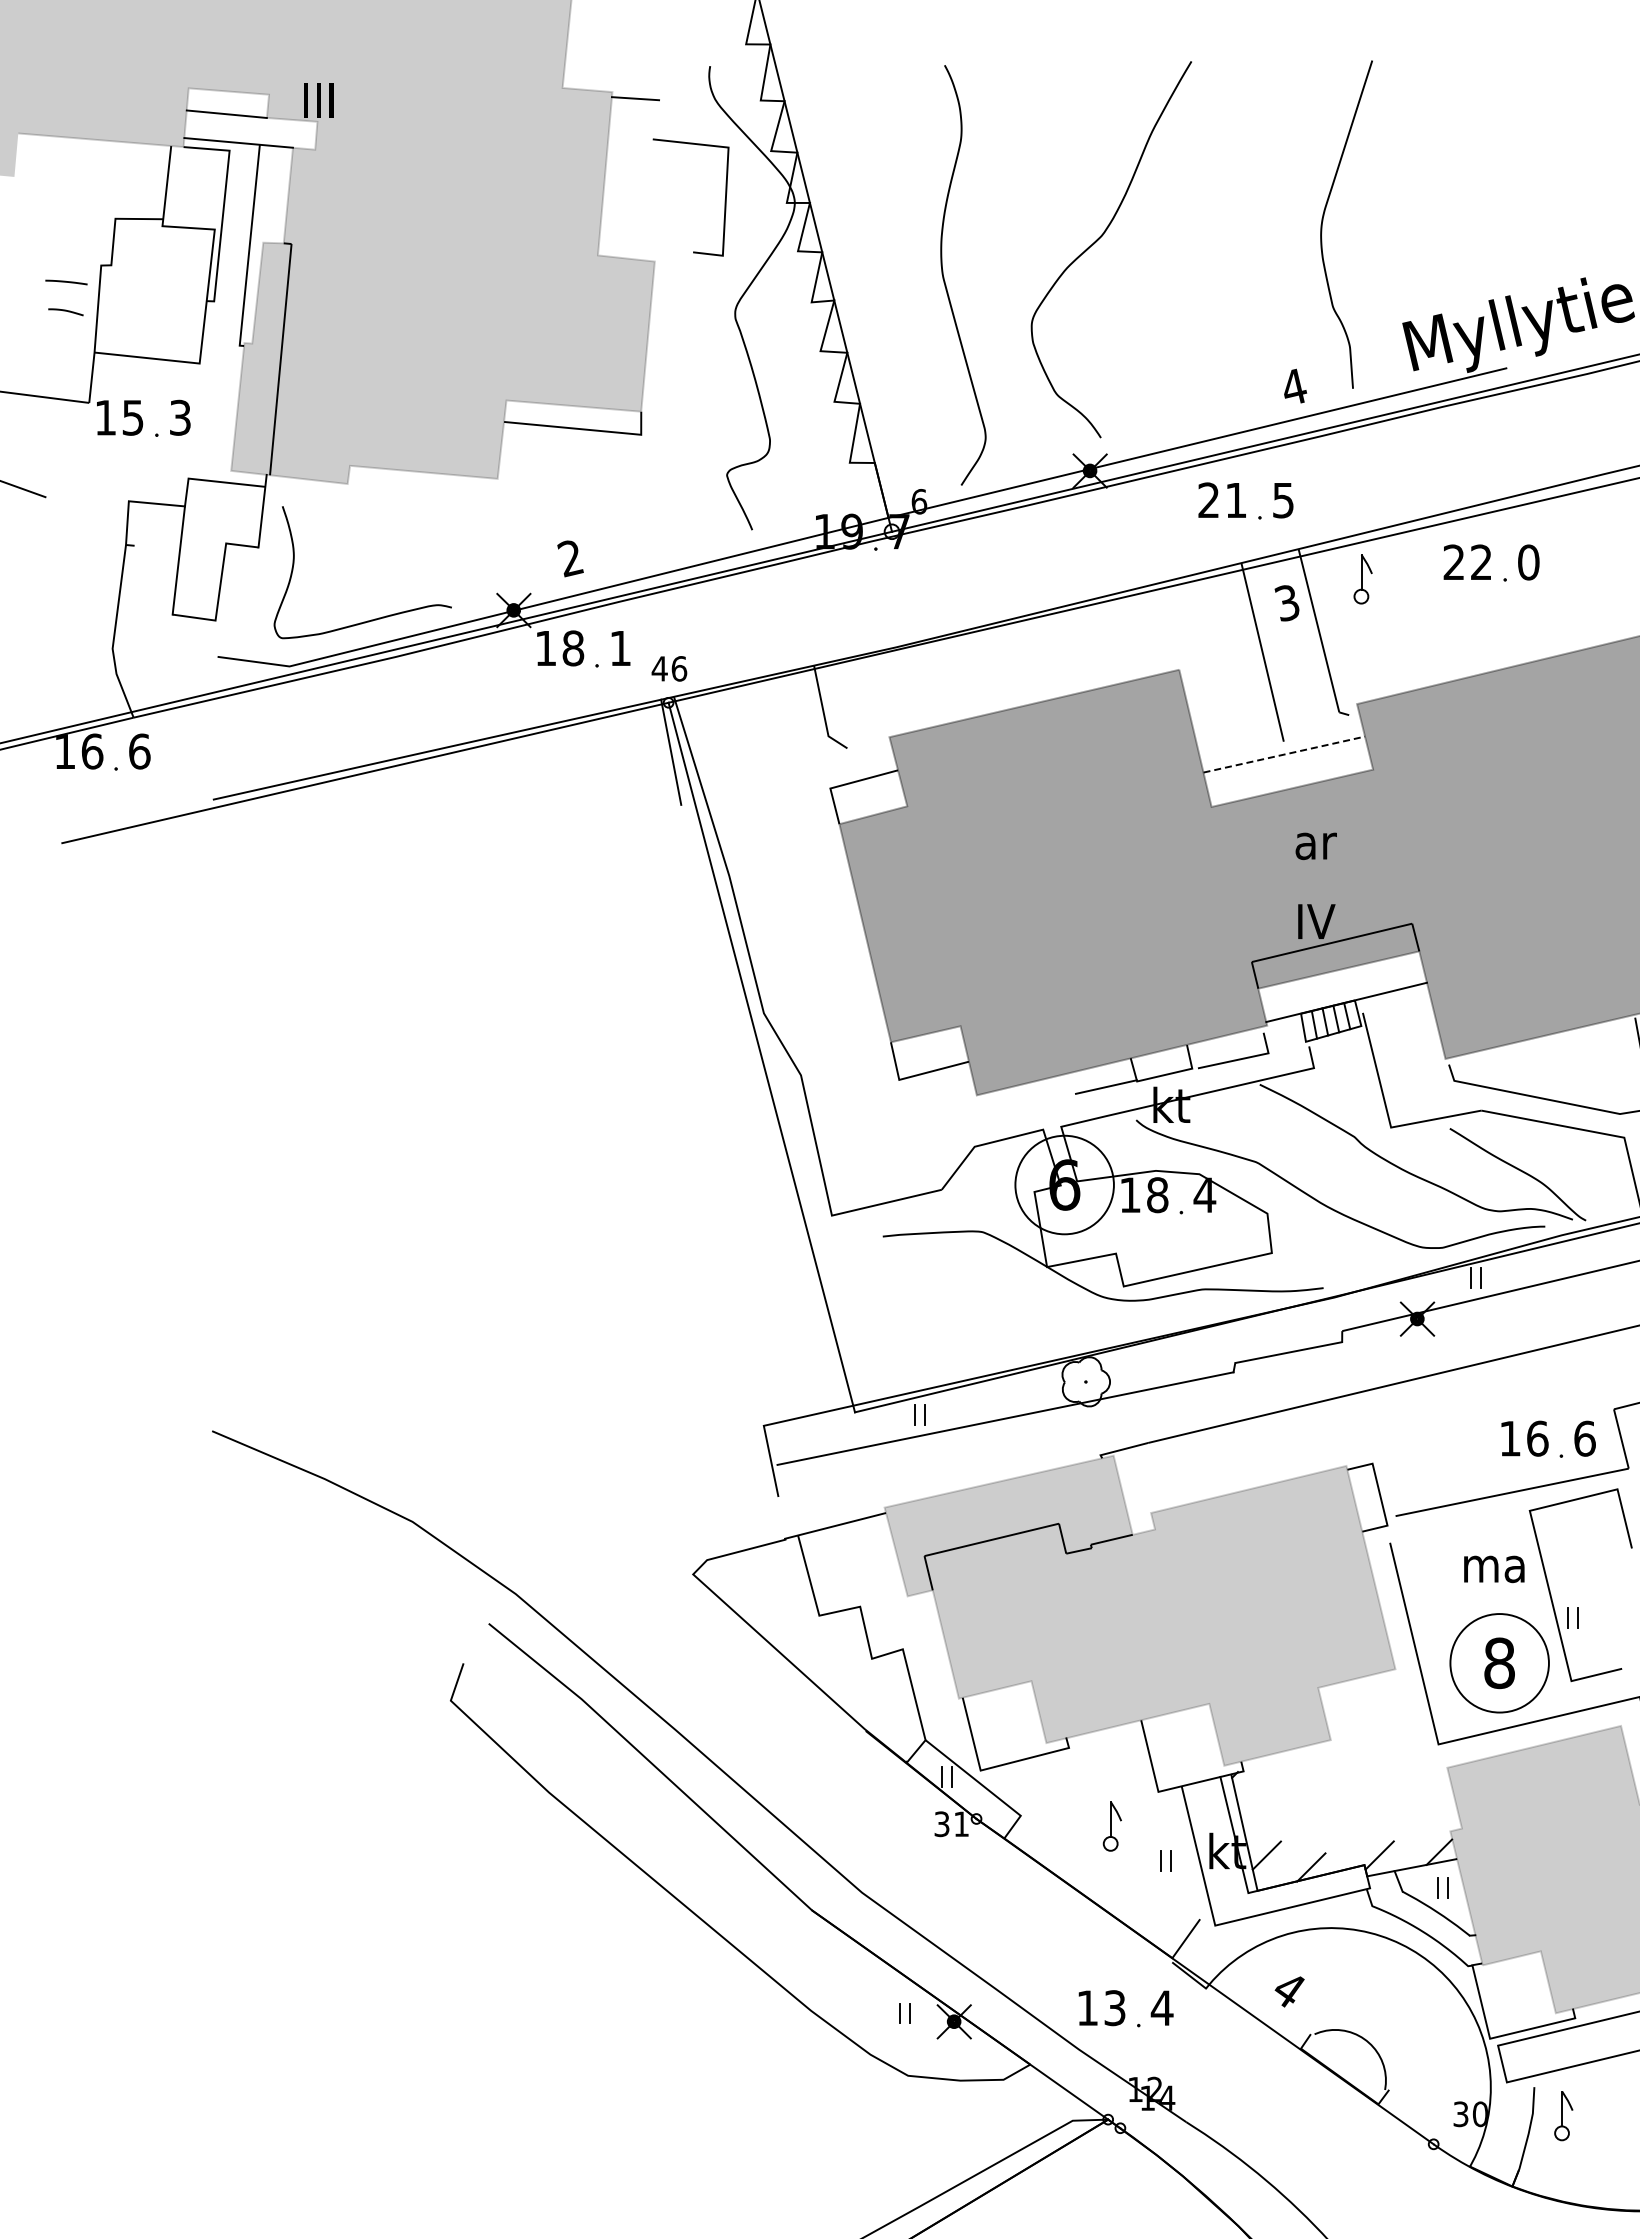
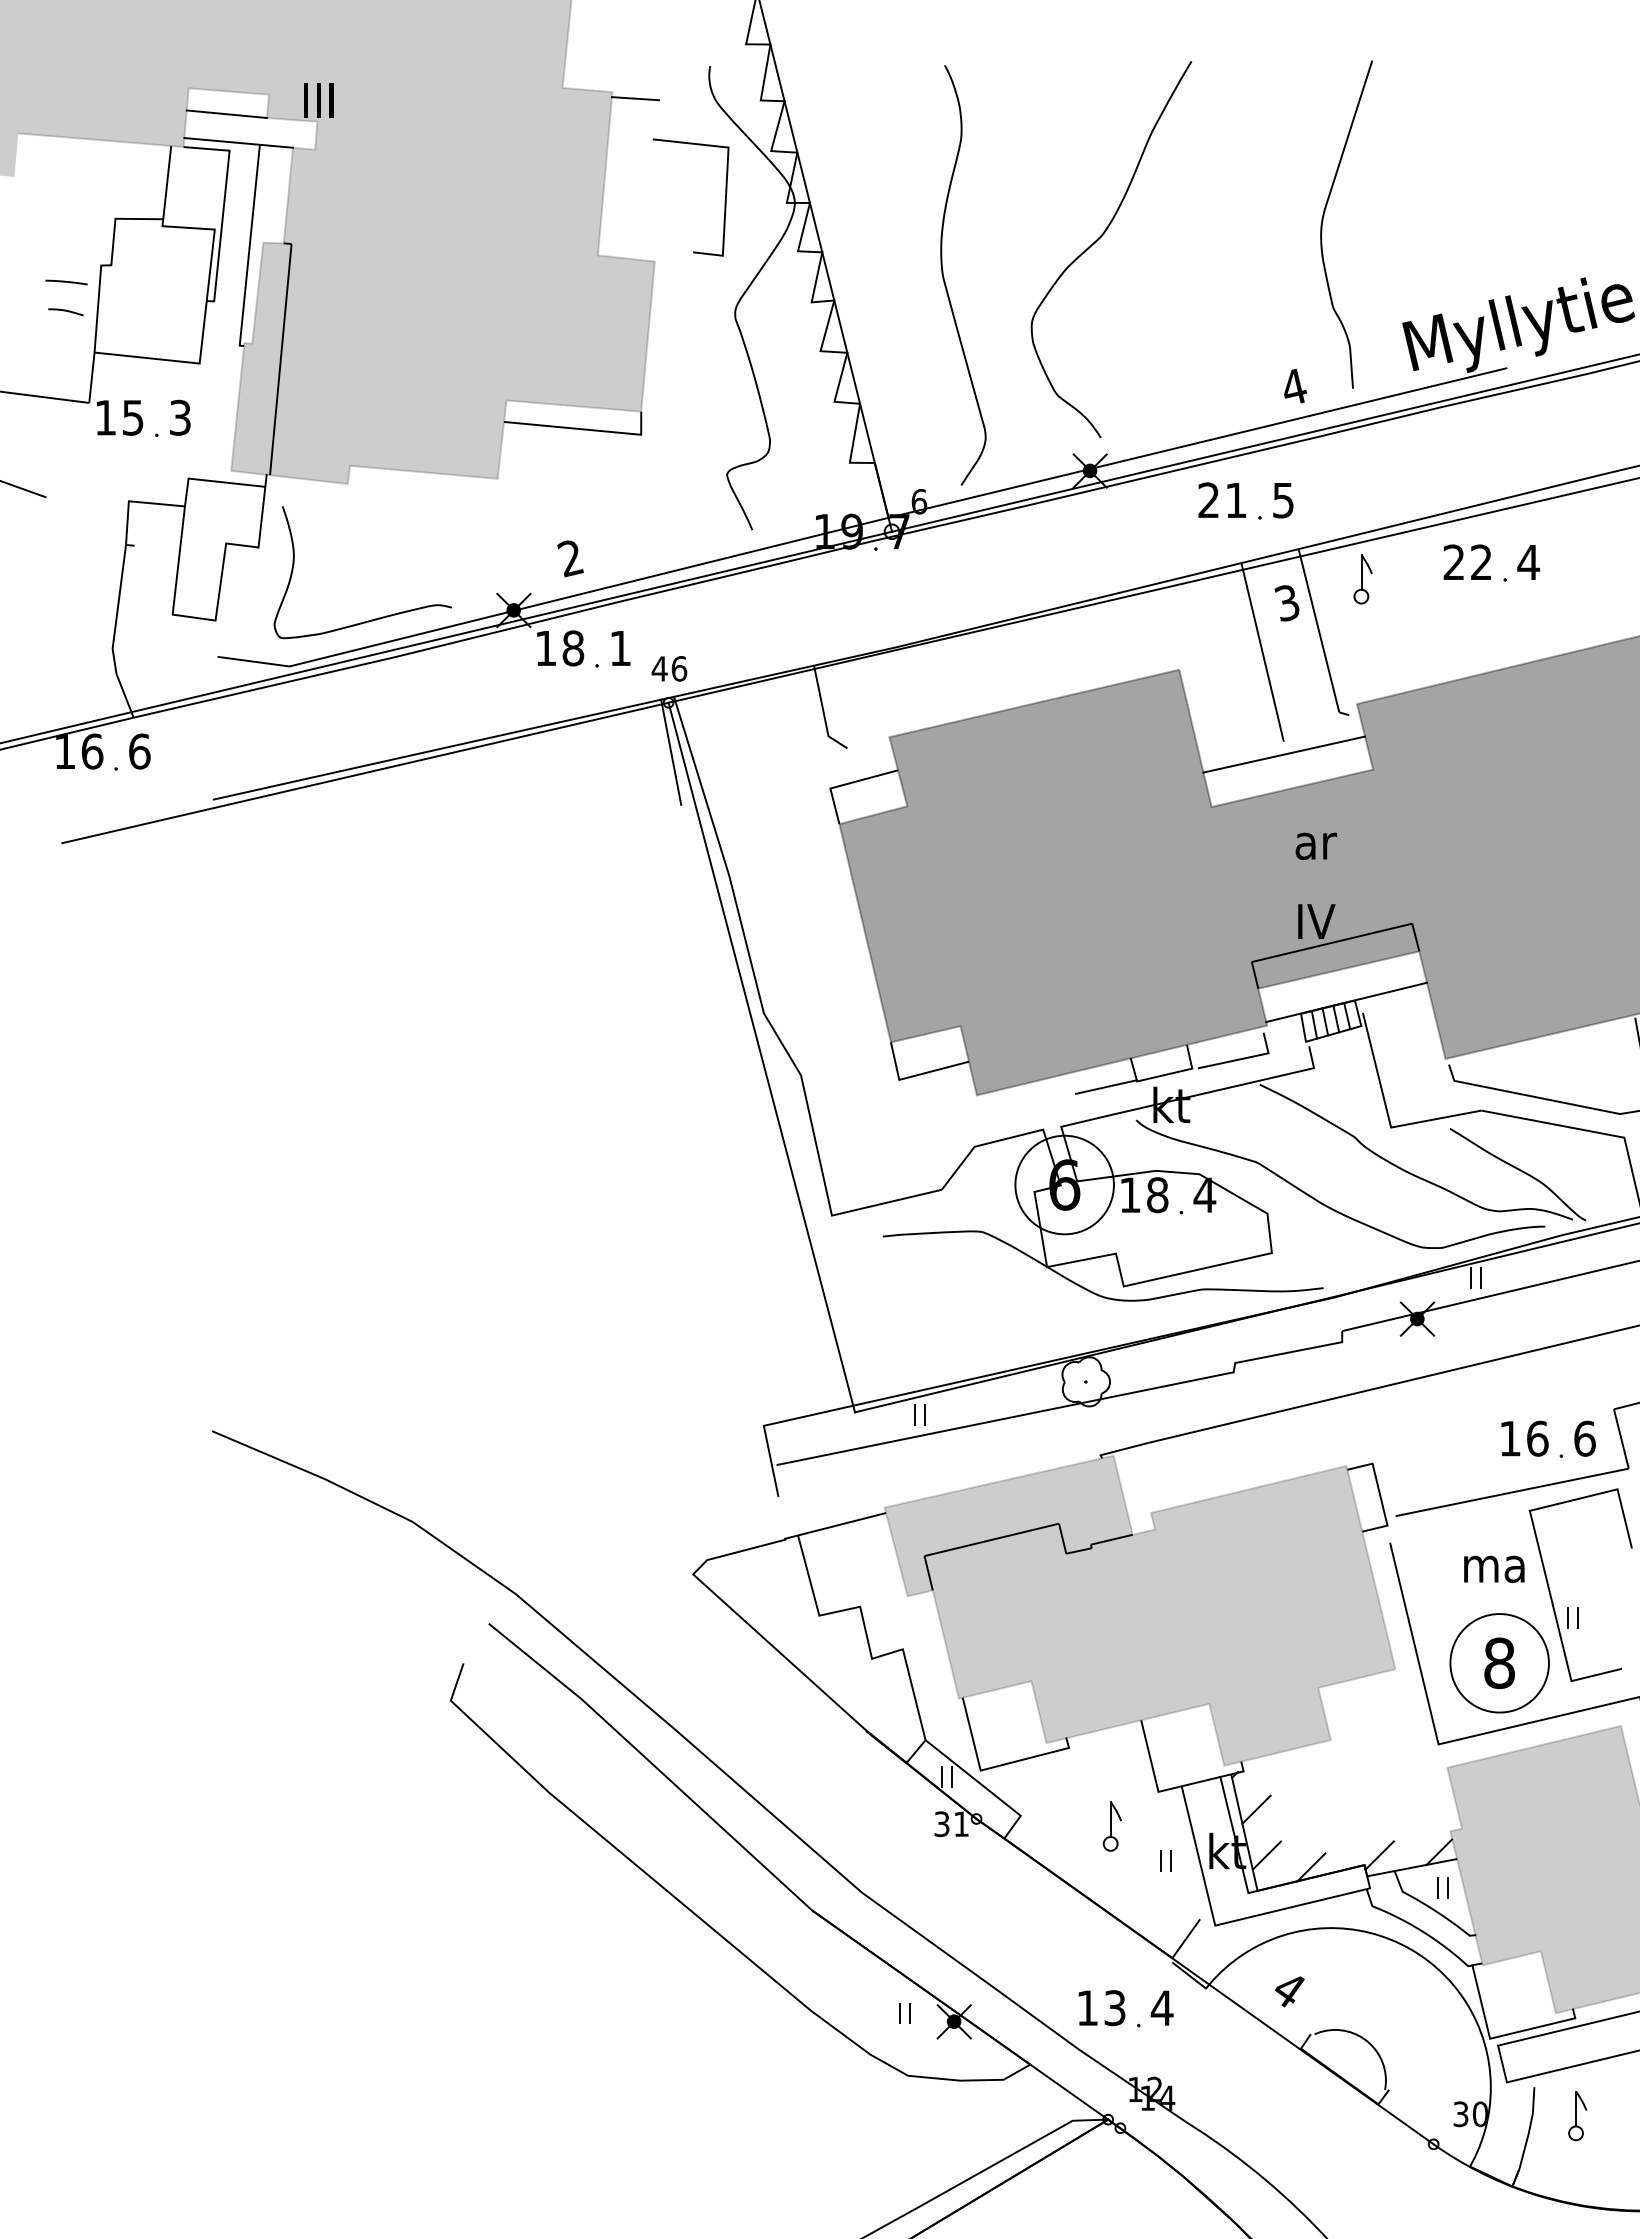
text: 0 -> 4 (1528, 562)
line: dashed -> solid (1284, 754)
line: none -> present (1256, 1809)
part position: (1563, 2116) -> (1577, 2116) (1577, 2116)
